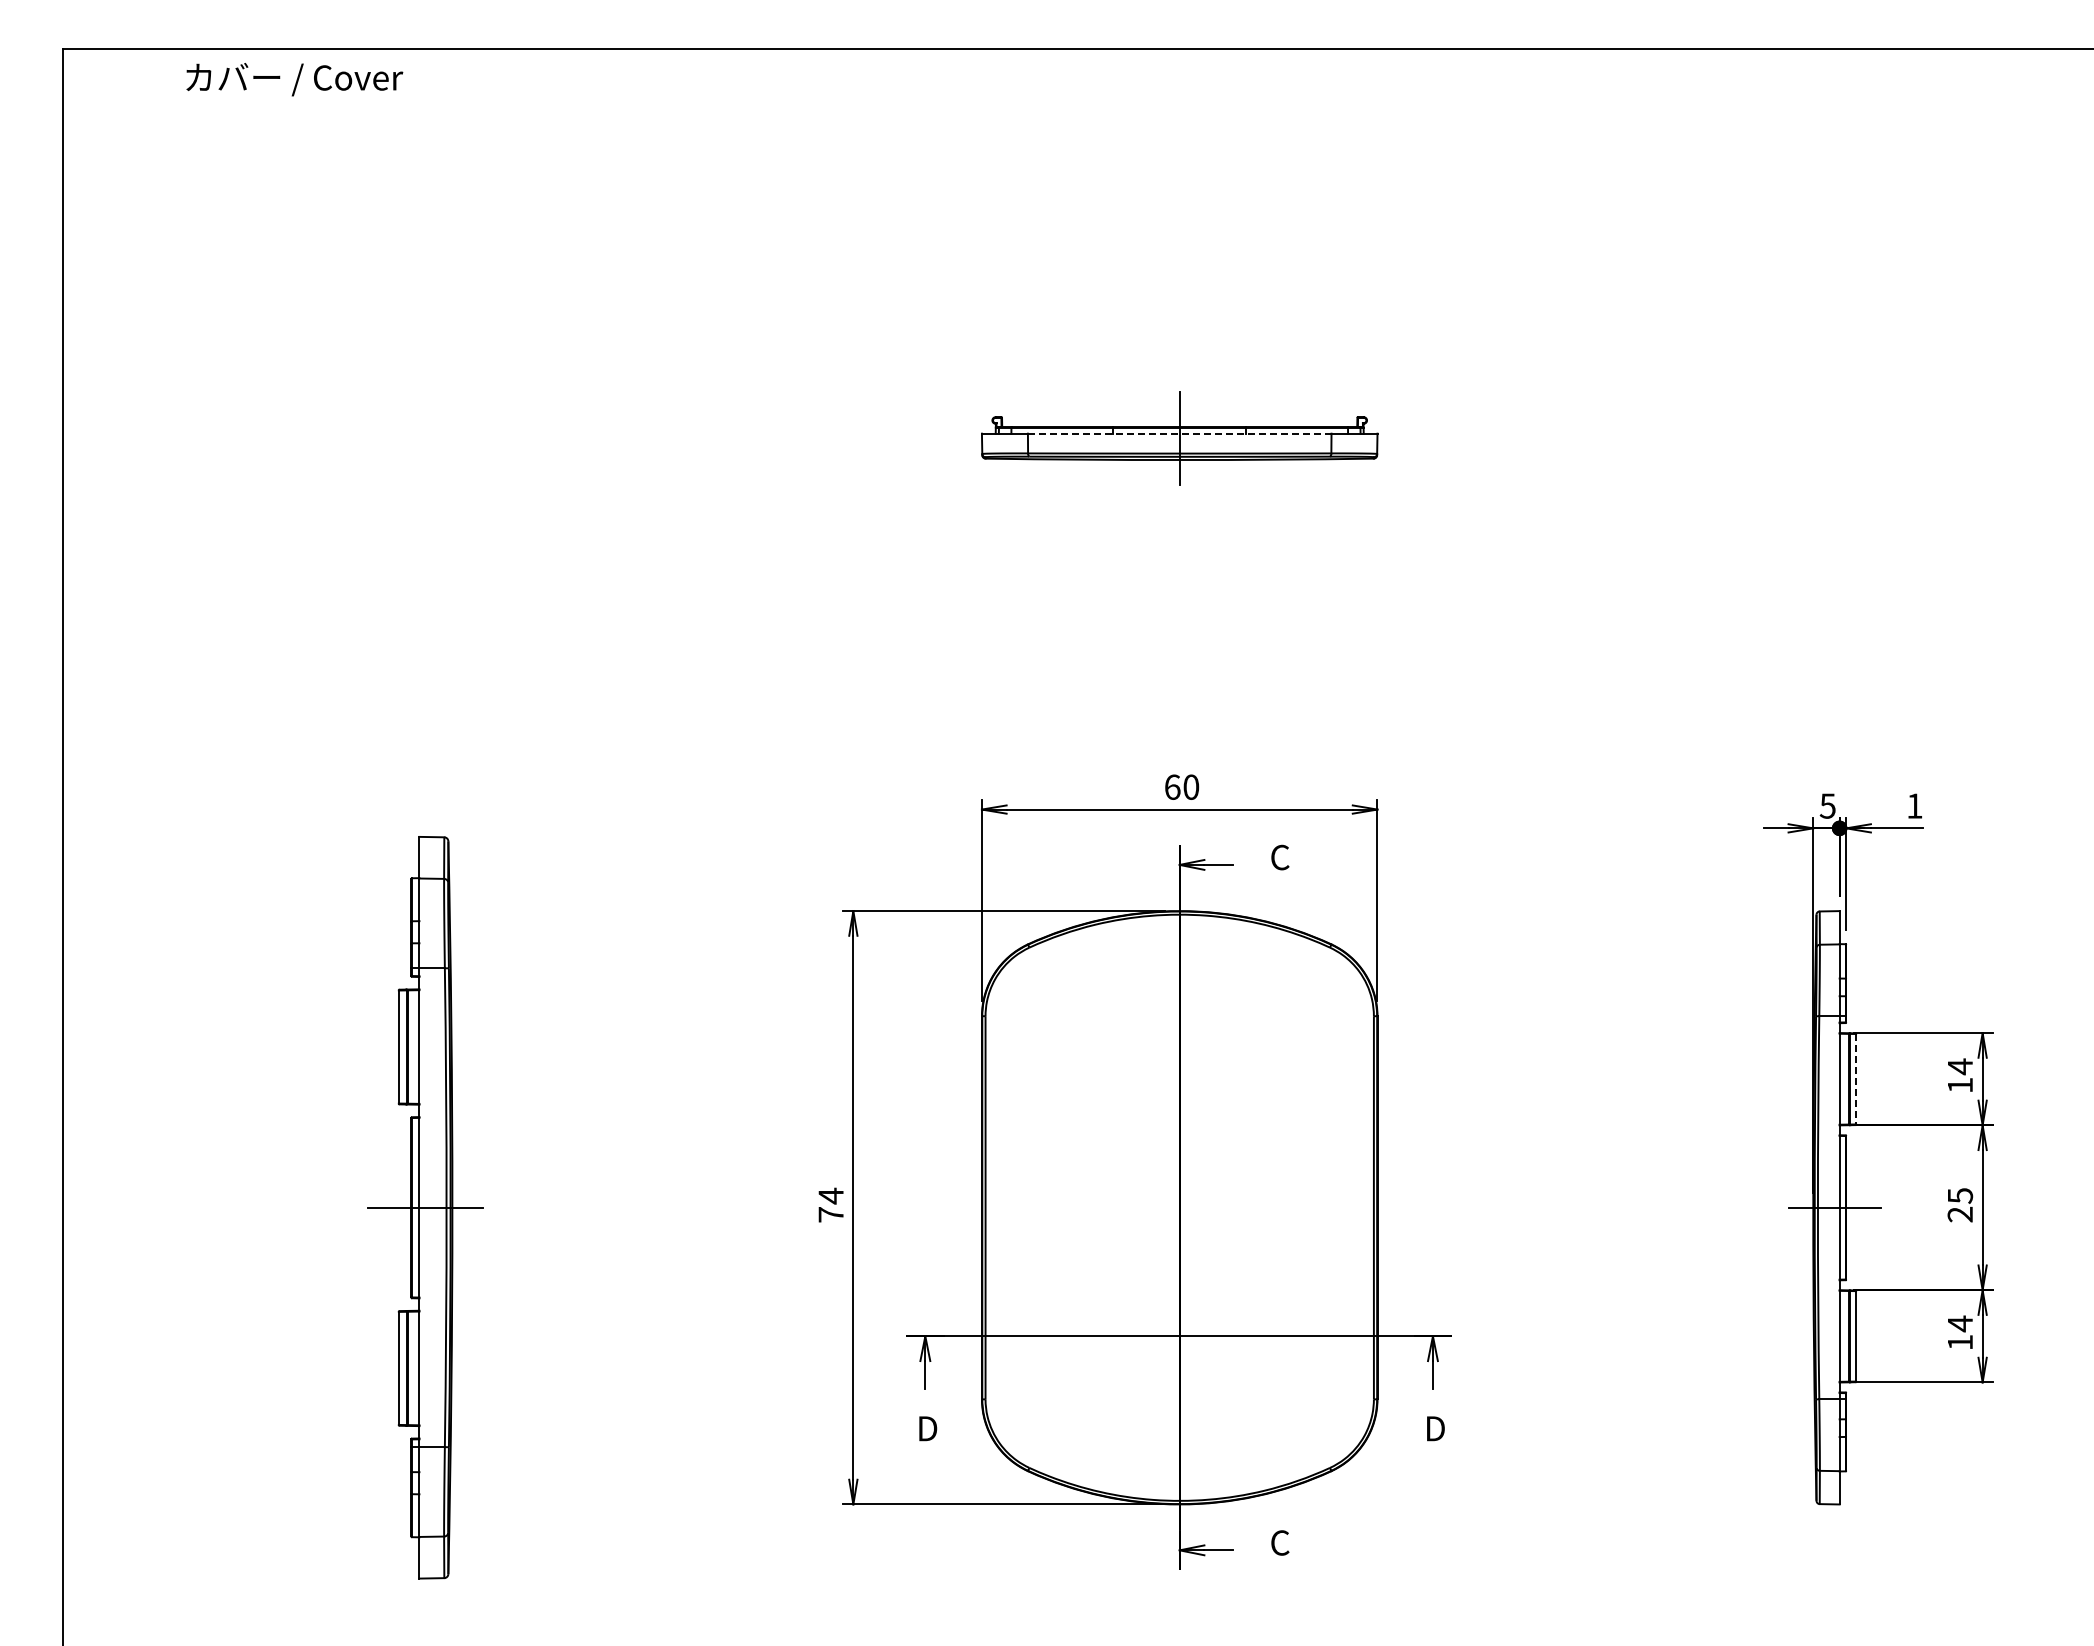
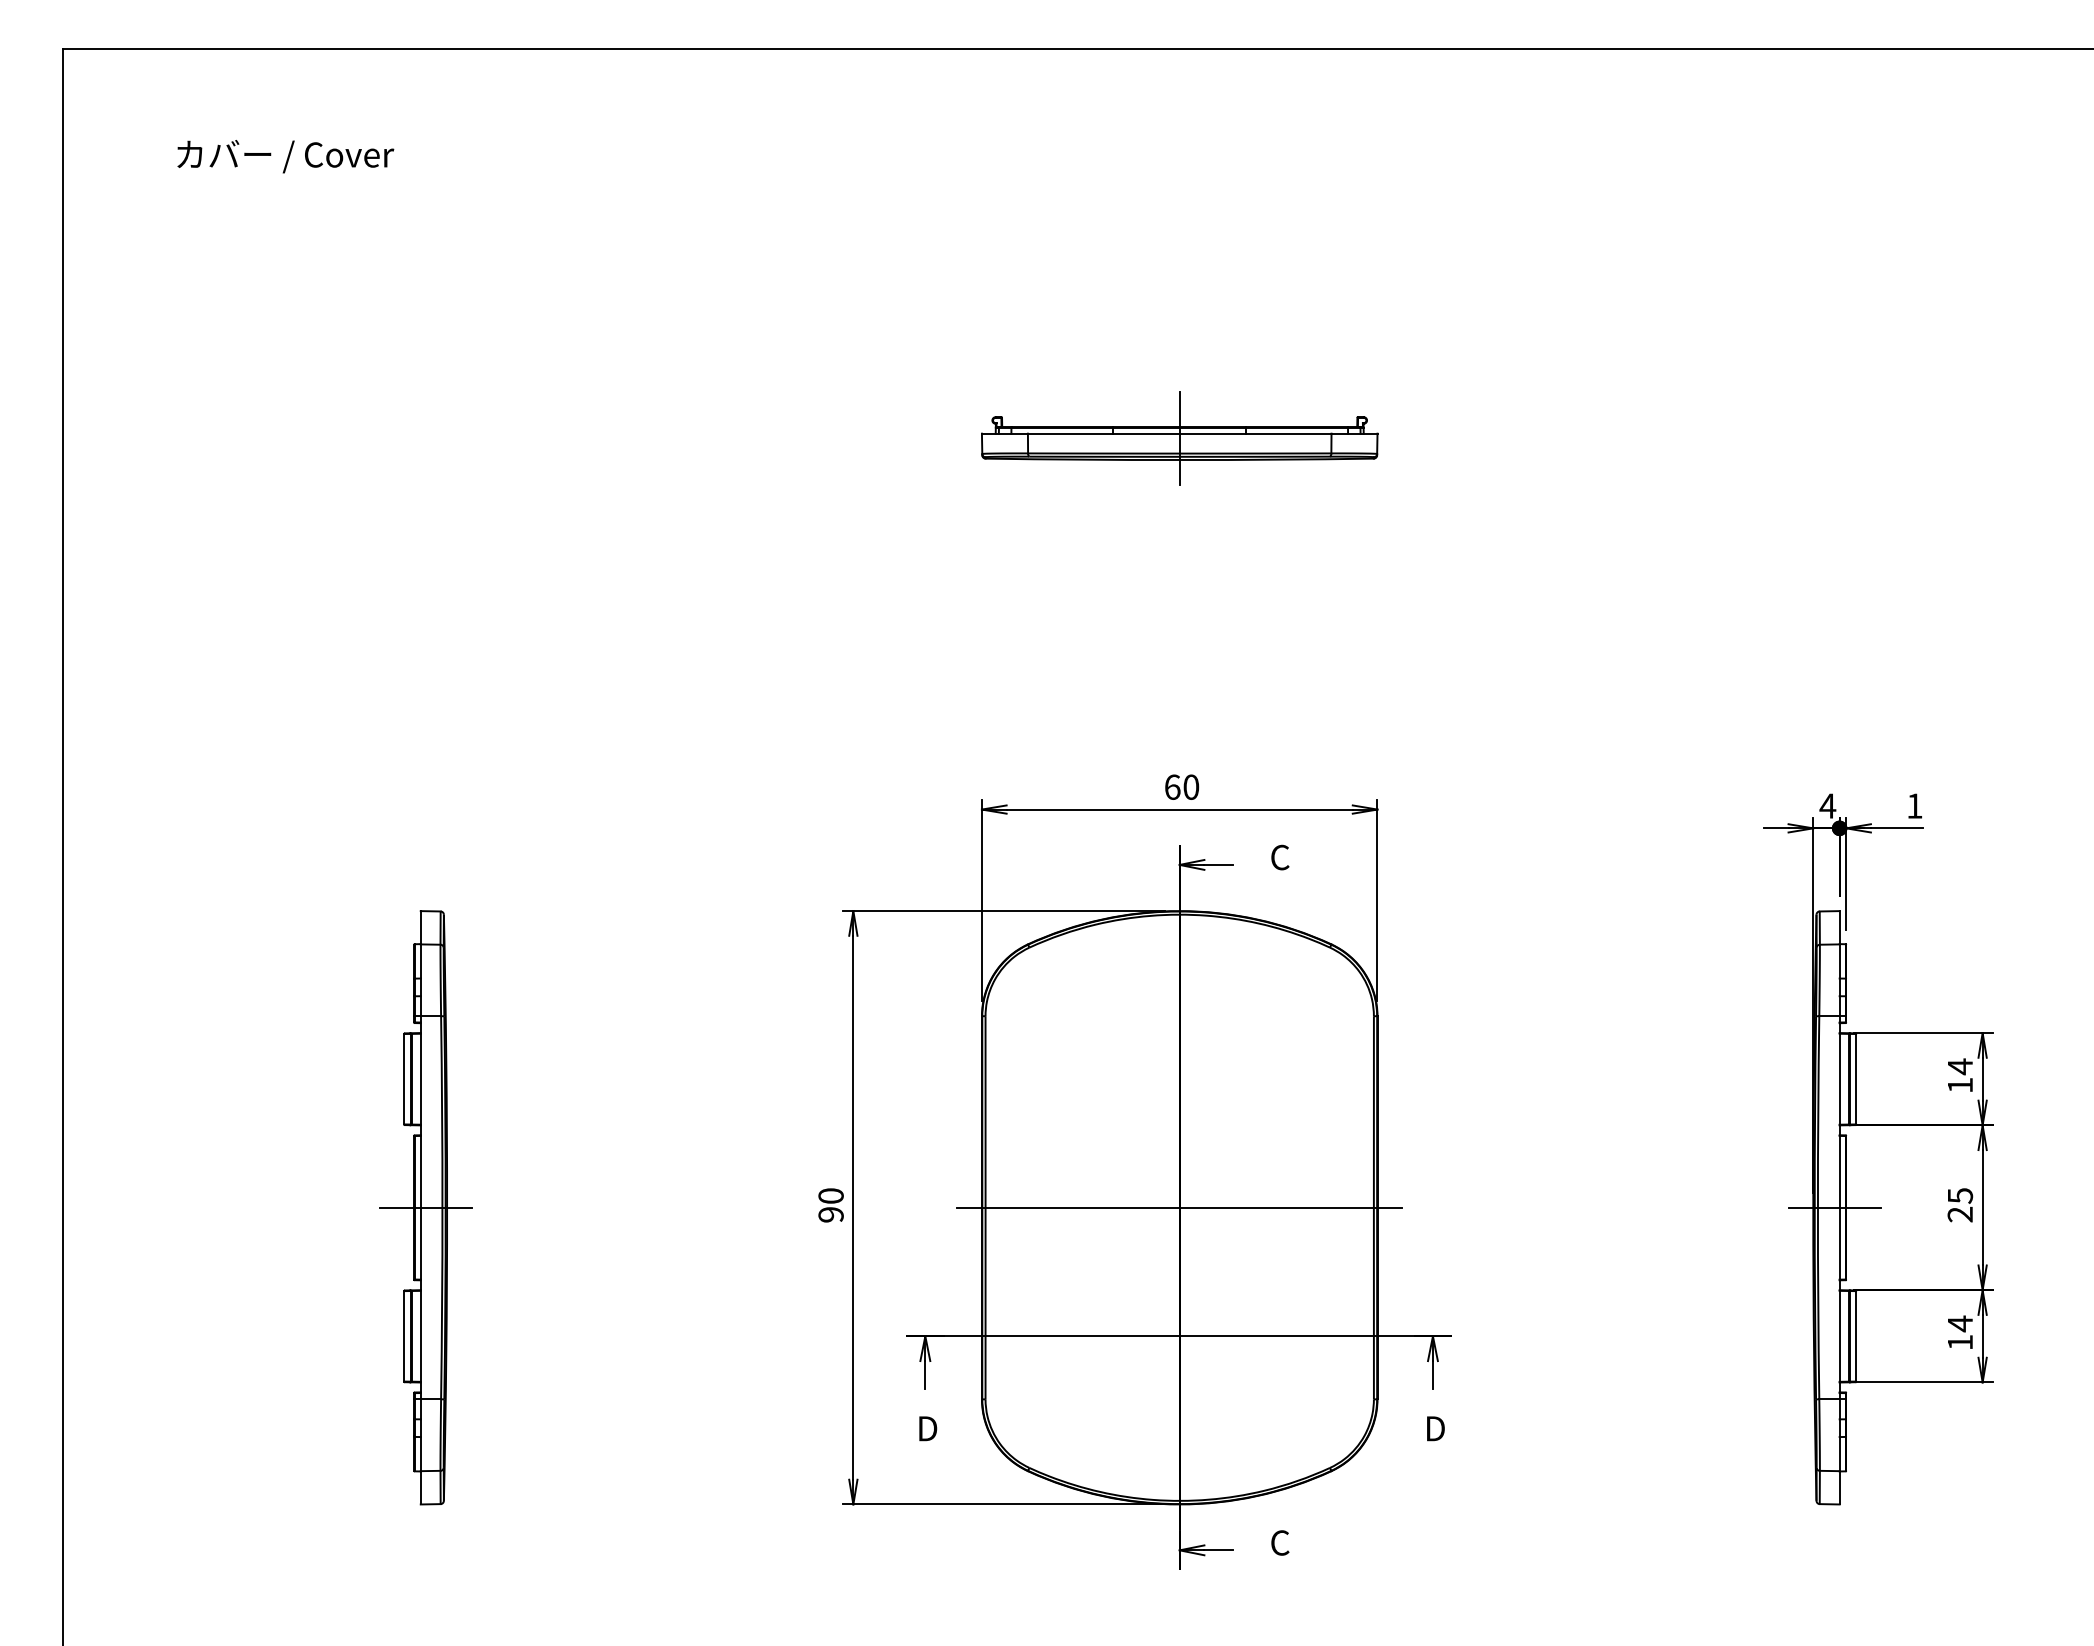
text position: (294, 79) -> (285, 156) (285, 156)
line: dashed -> solid (1179, 433)
text: 5 -> 4 (1827, 805)
line: dashed -> solid (1856, 1079)
text: 74 -> 90 (830, 1204)
part size: 117x744 px -> 94x596 px (425, 1207)
line: none -> present (1179, 1207)
